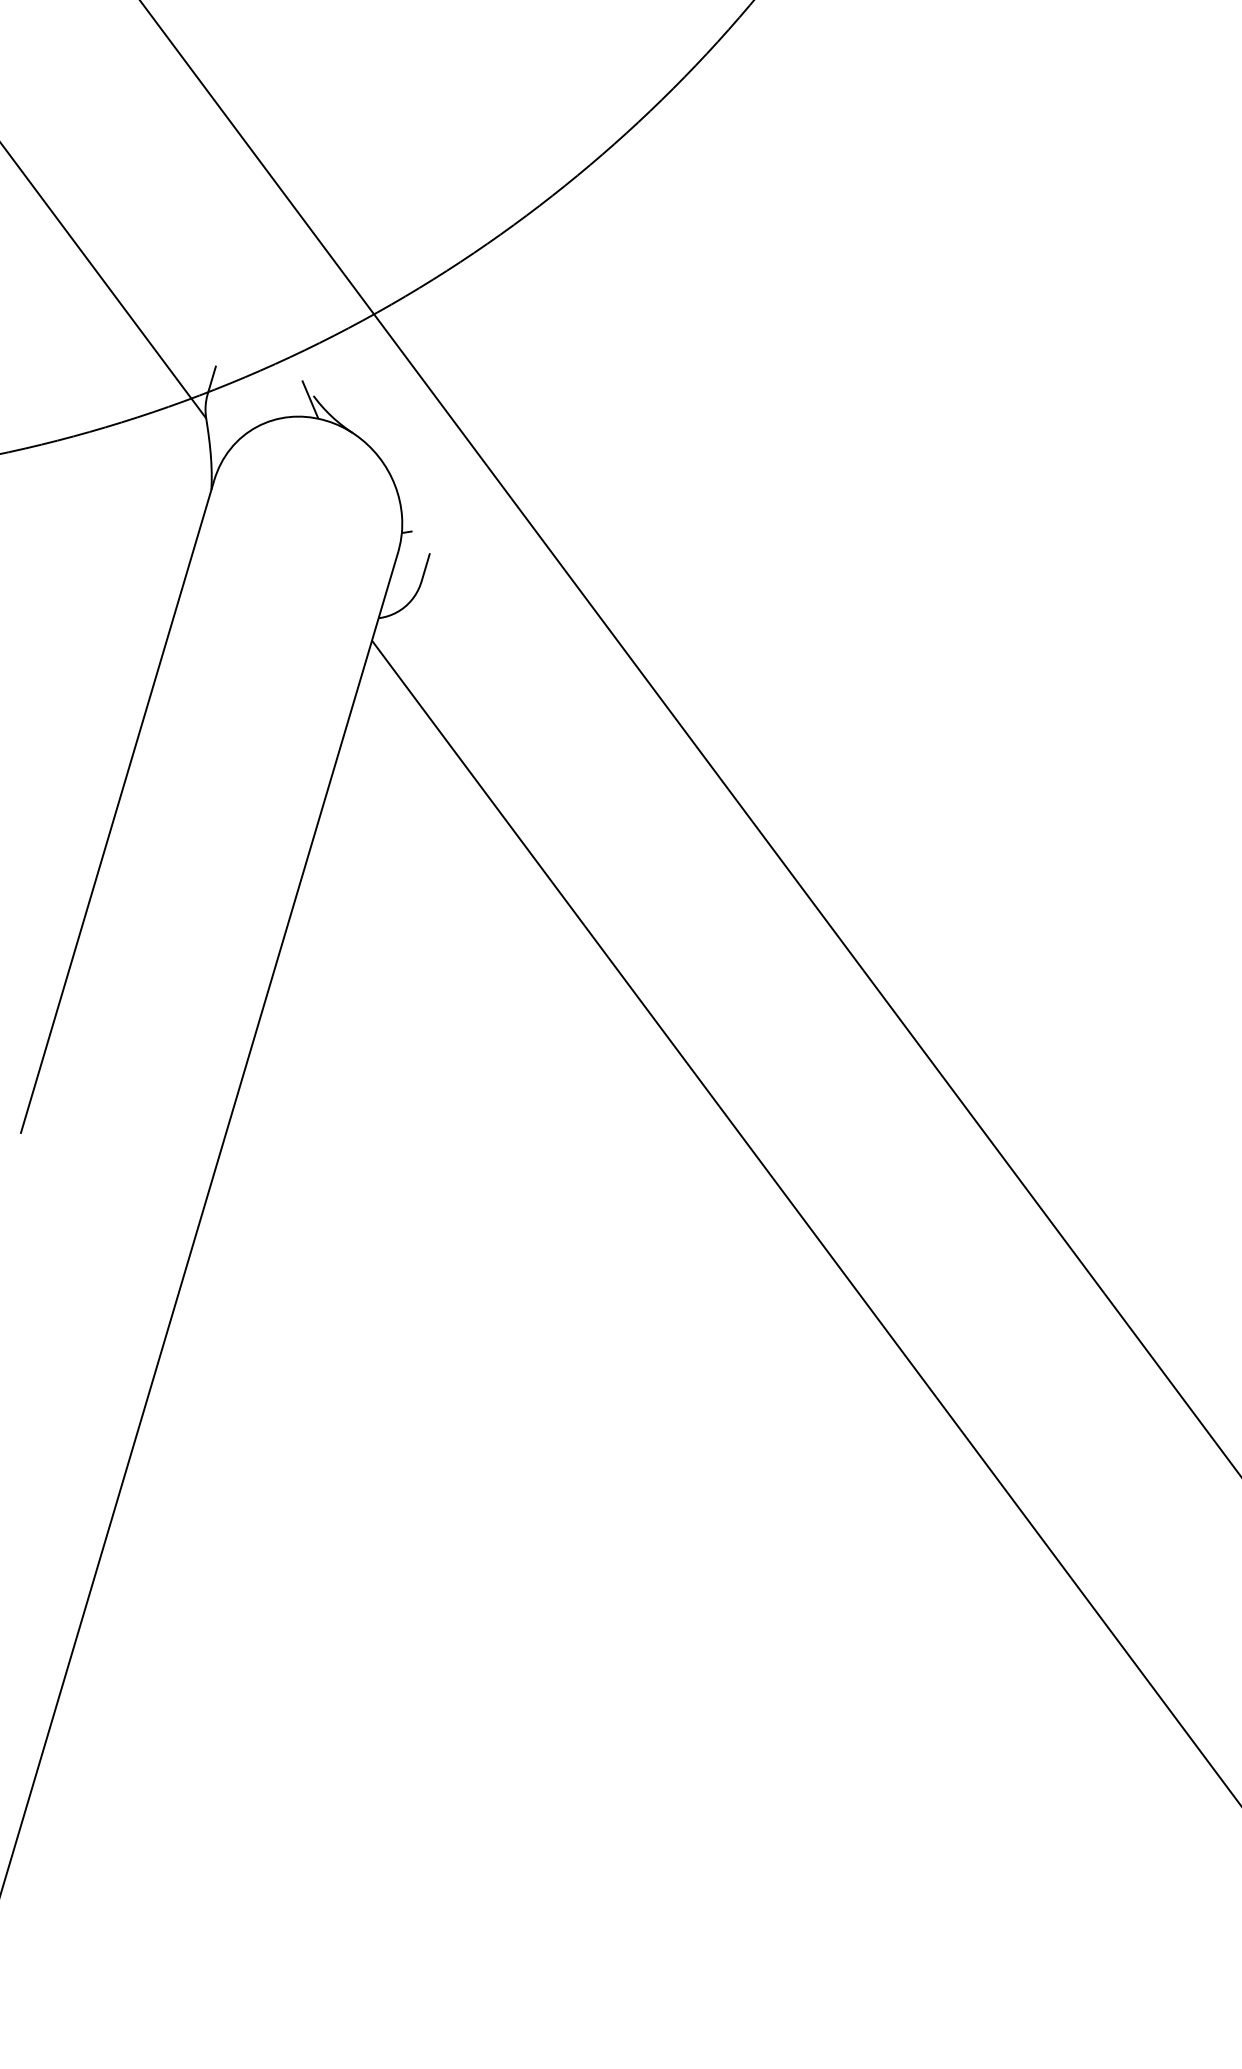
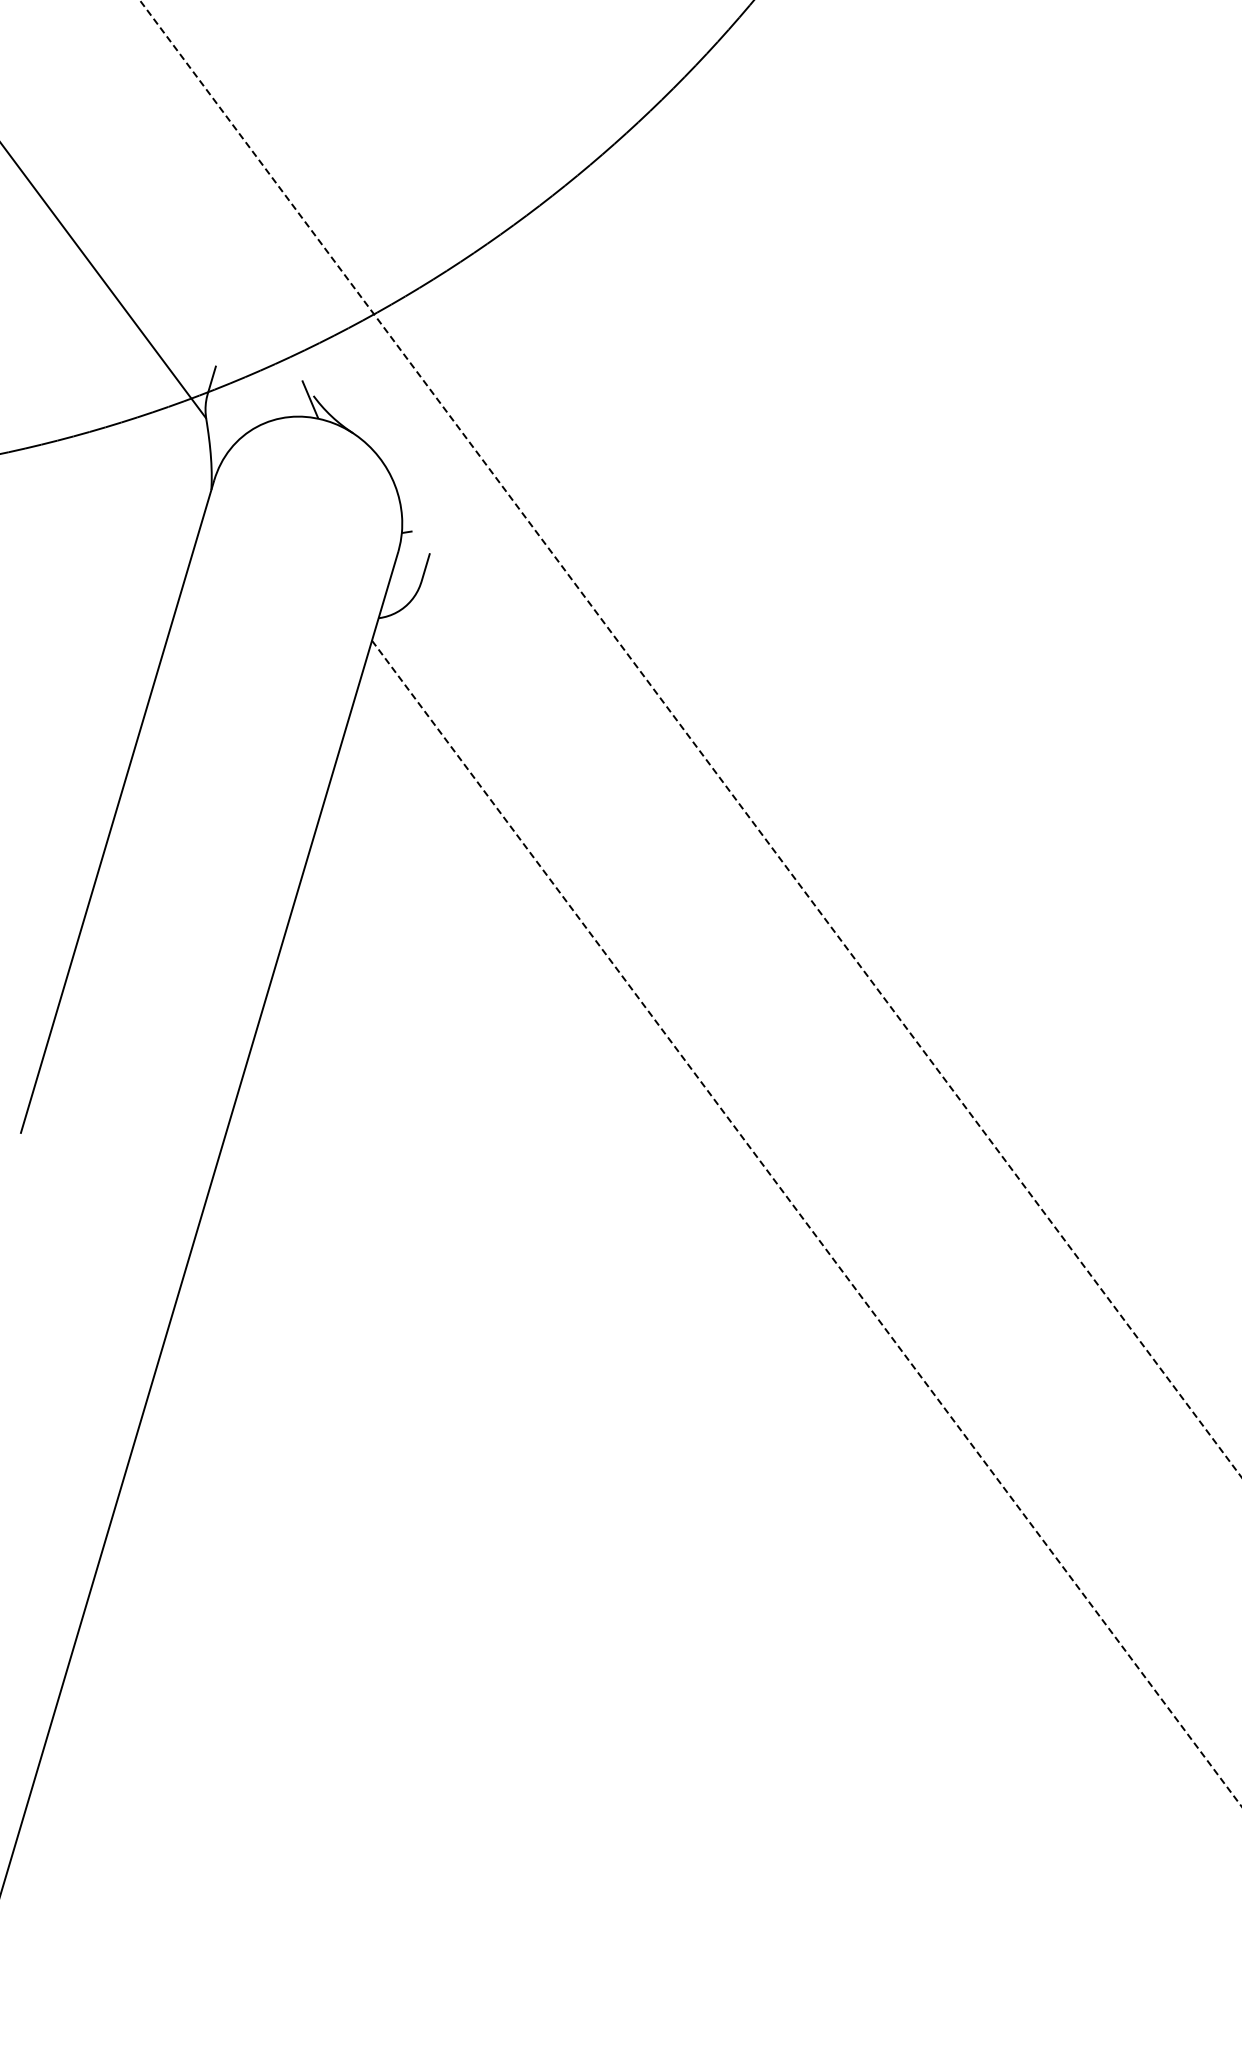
line: solid -> dashed (691, 739)
line: solid -> dashed (807, 1224)
